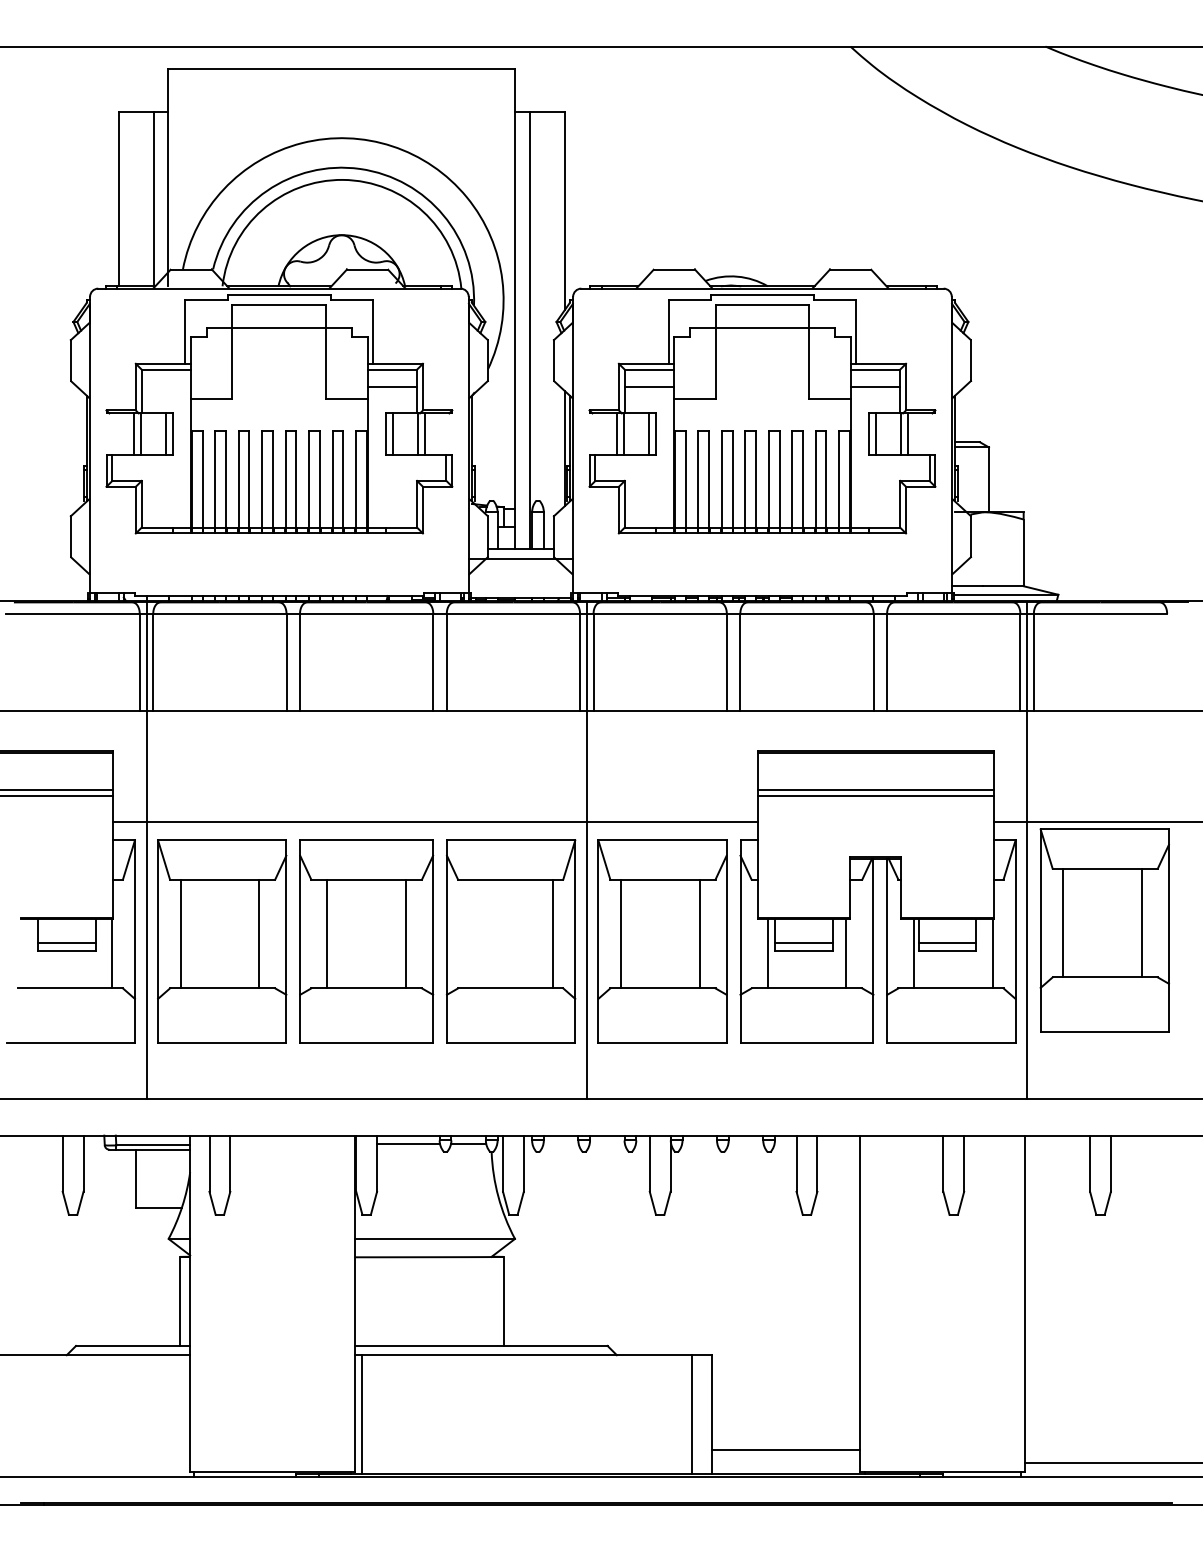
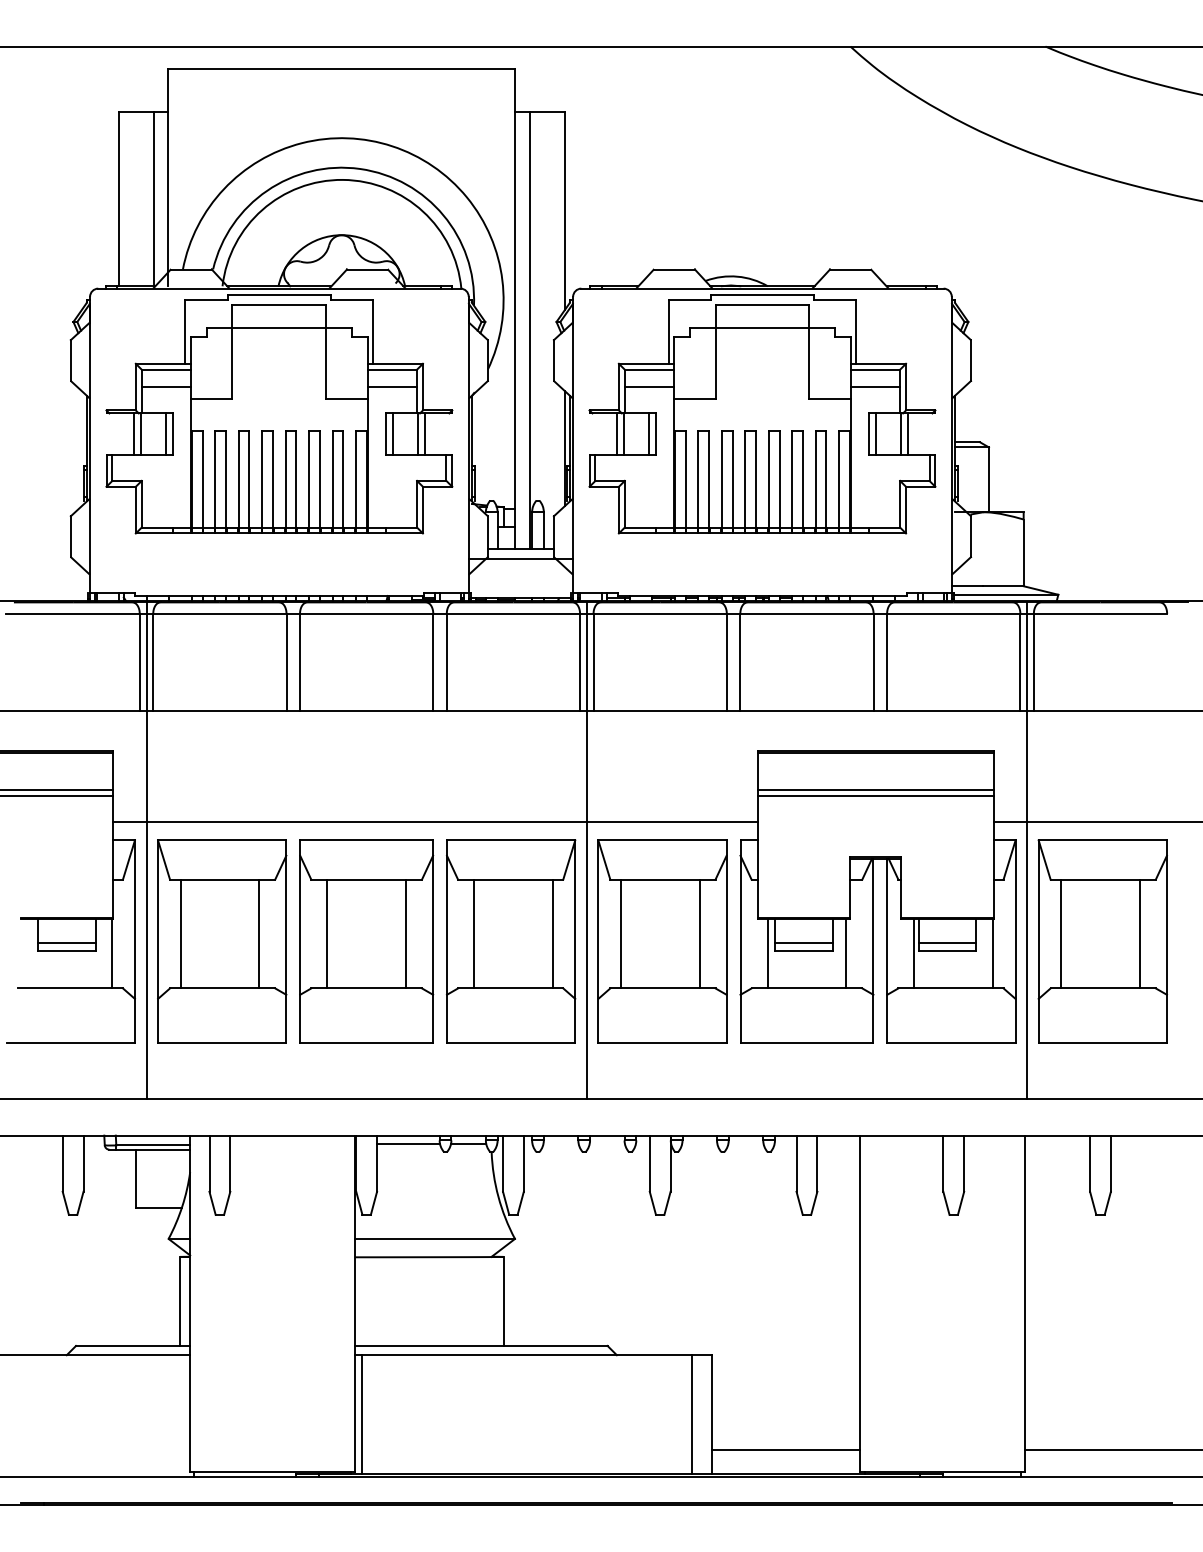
line: none -> present (166, 387)
part position: (1104, 930) -> (1102, 941) (1102, 941)
line: none -> present (474, 933)
line position: (1112, 1463) -> (1112, 1450) (1112, 1450)
